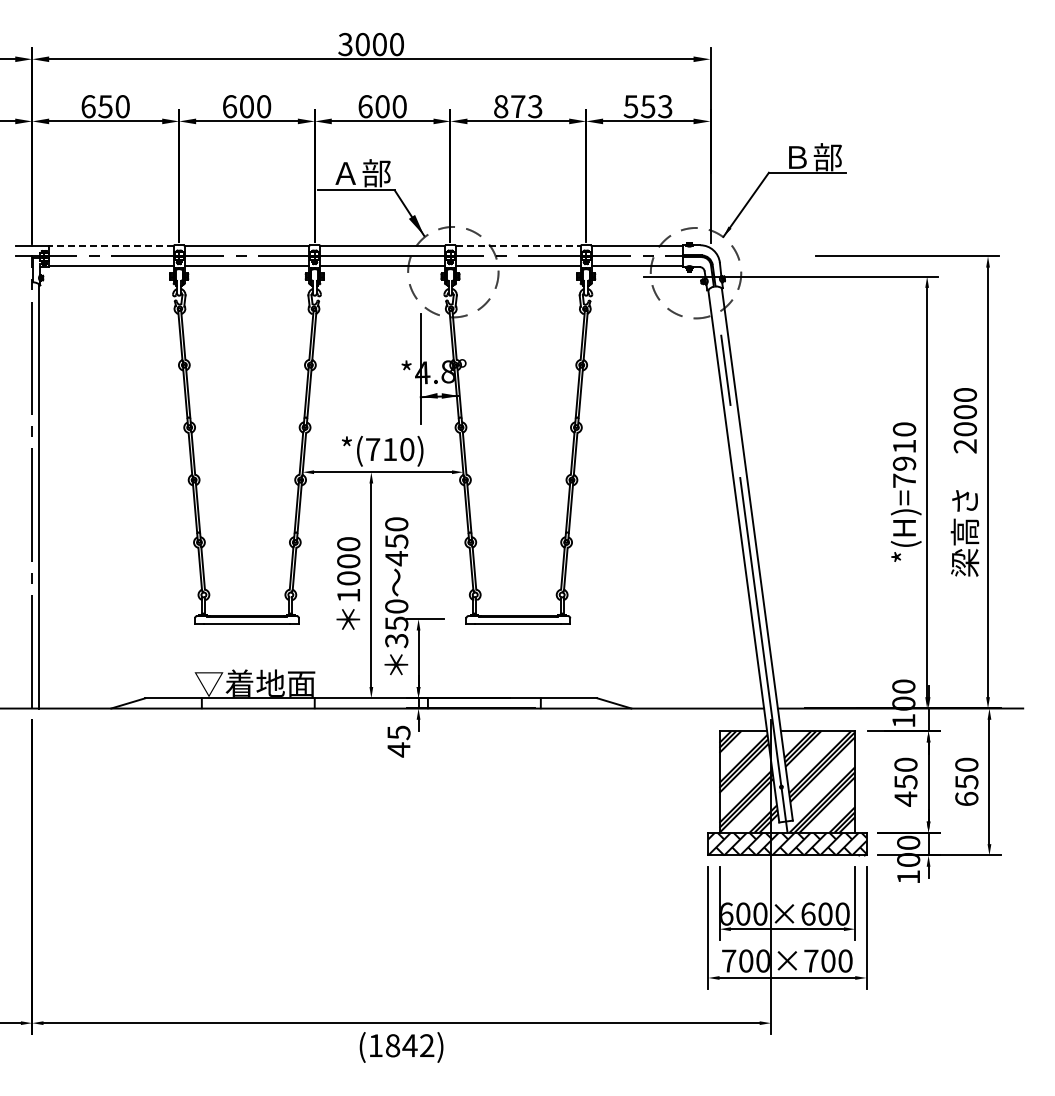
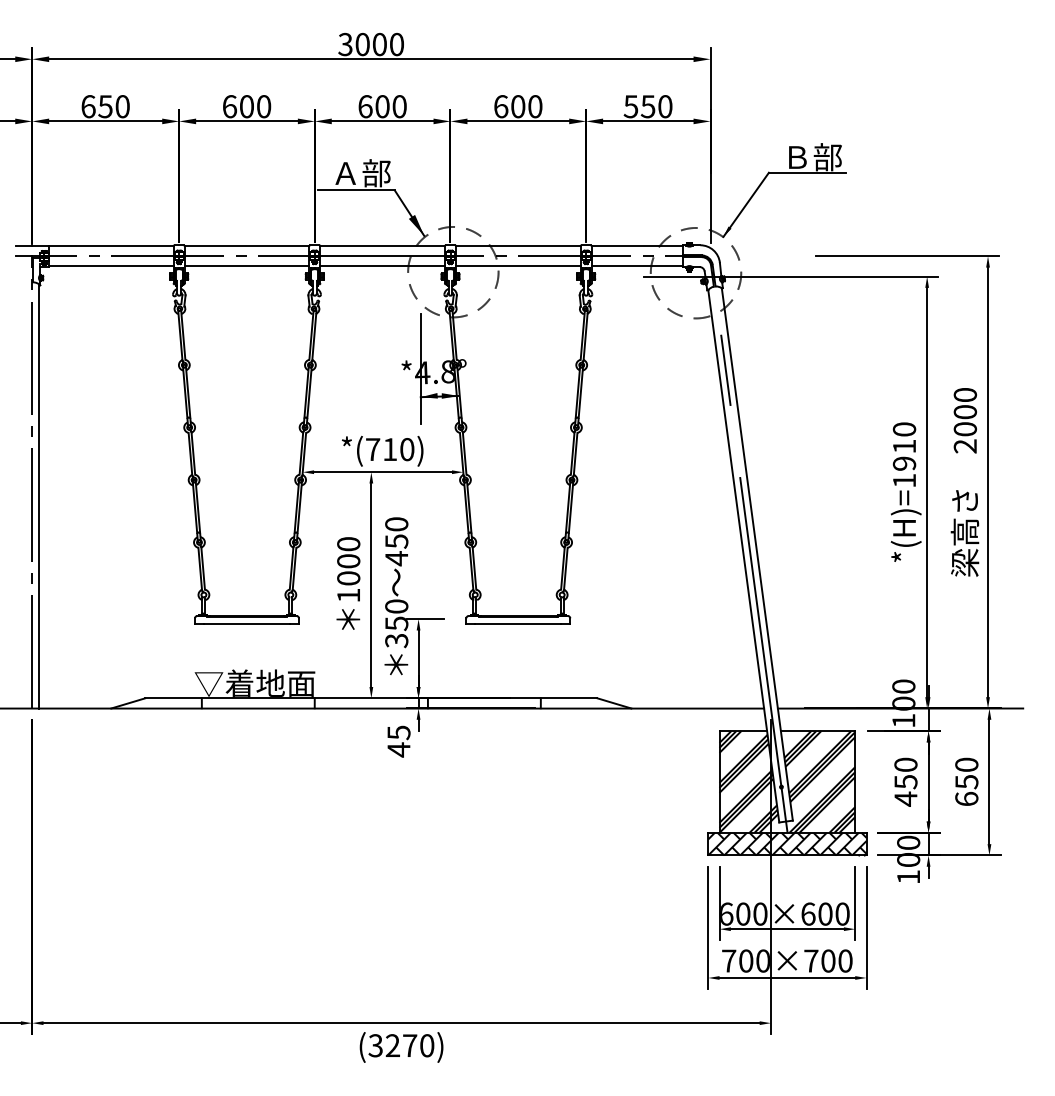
text: 873 -> 600 (518, 106)
text: 553 -> 550 (665, 106)
line: dashed -> solid (110, 246)
line: dashed -> solid (518, 246)
text: *(H)=7910 -> *(H)=1910 (904, 480)
text: (1842) -> (3270) (401, 1045)
